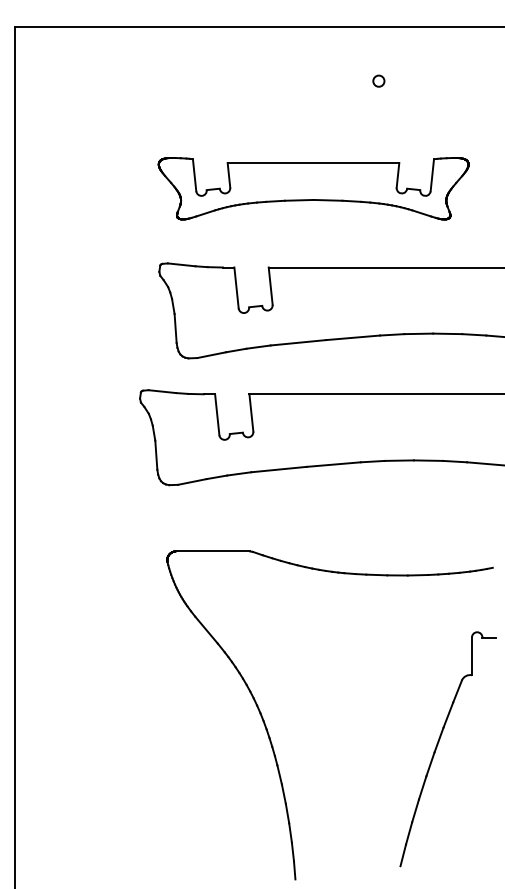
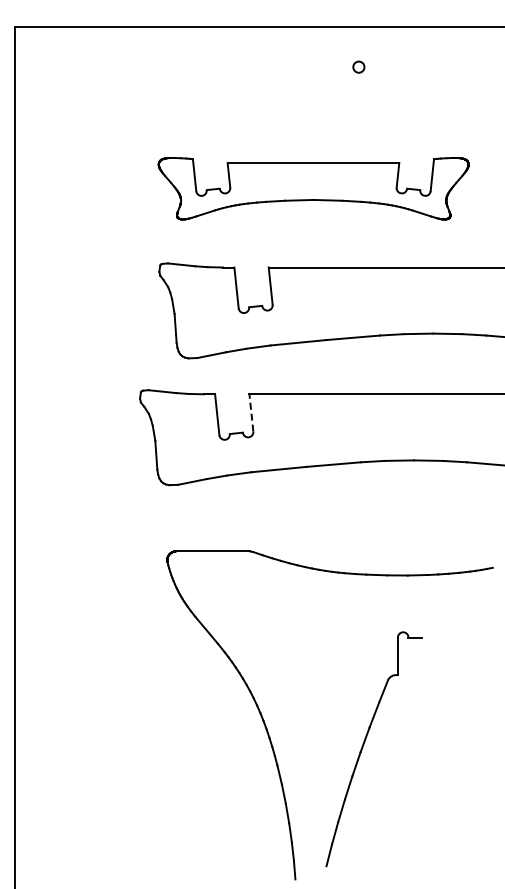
circle position: (378, 80) -> (358, 66) (358, 66)
line: solid -> dashed (251, 412)
part position: (437, 747) -> (363, 747) (363, 747)
